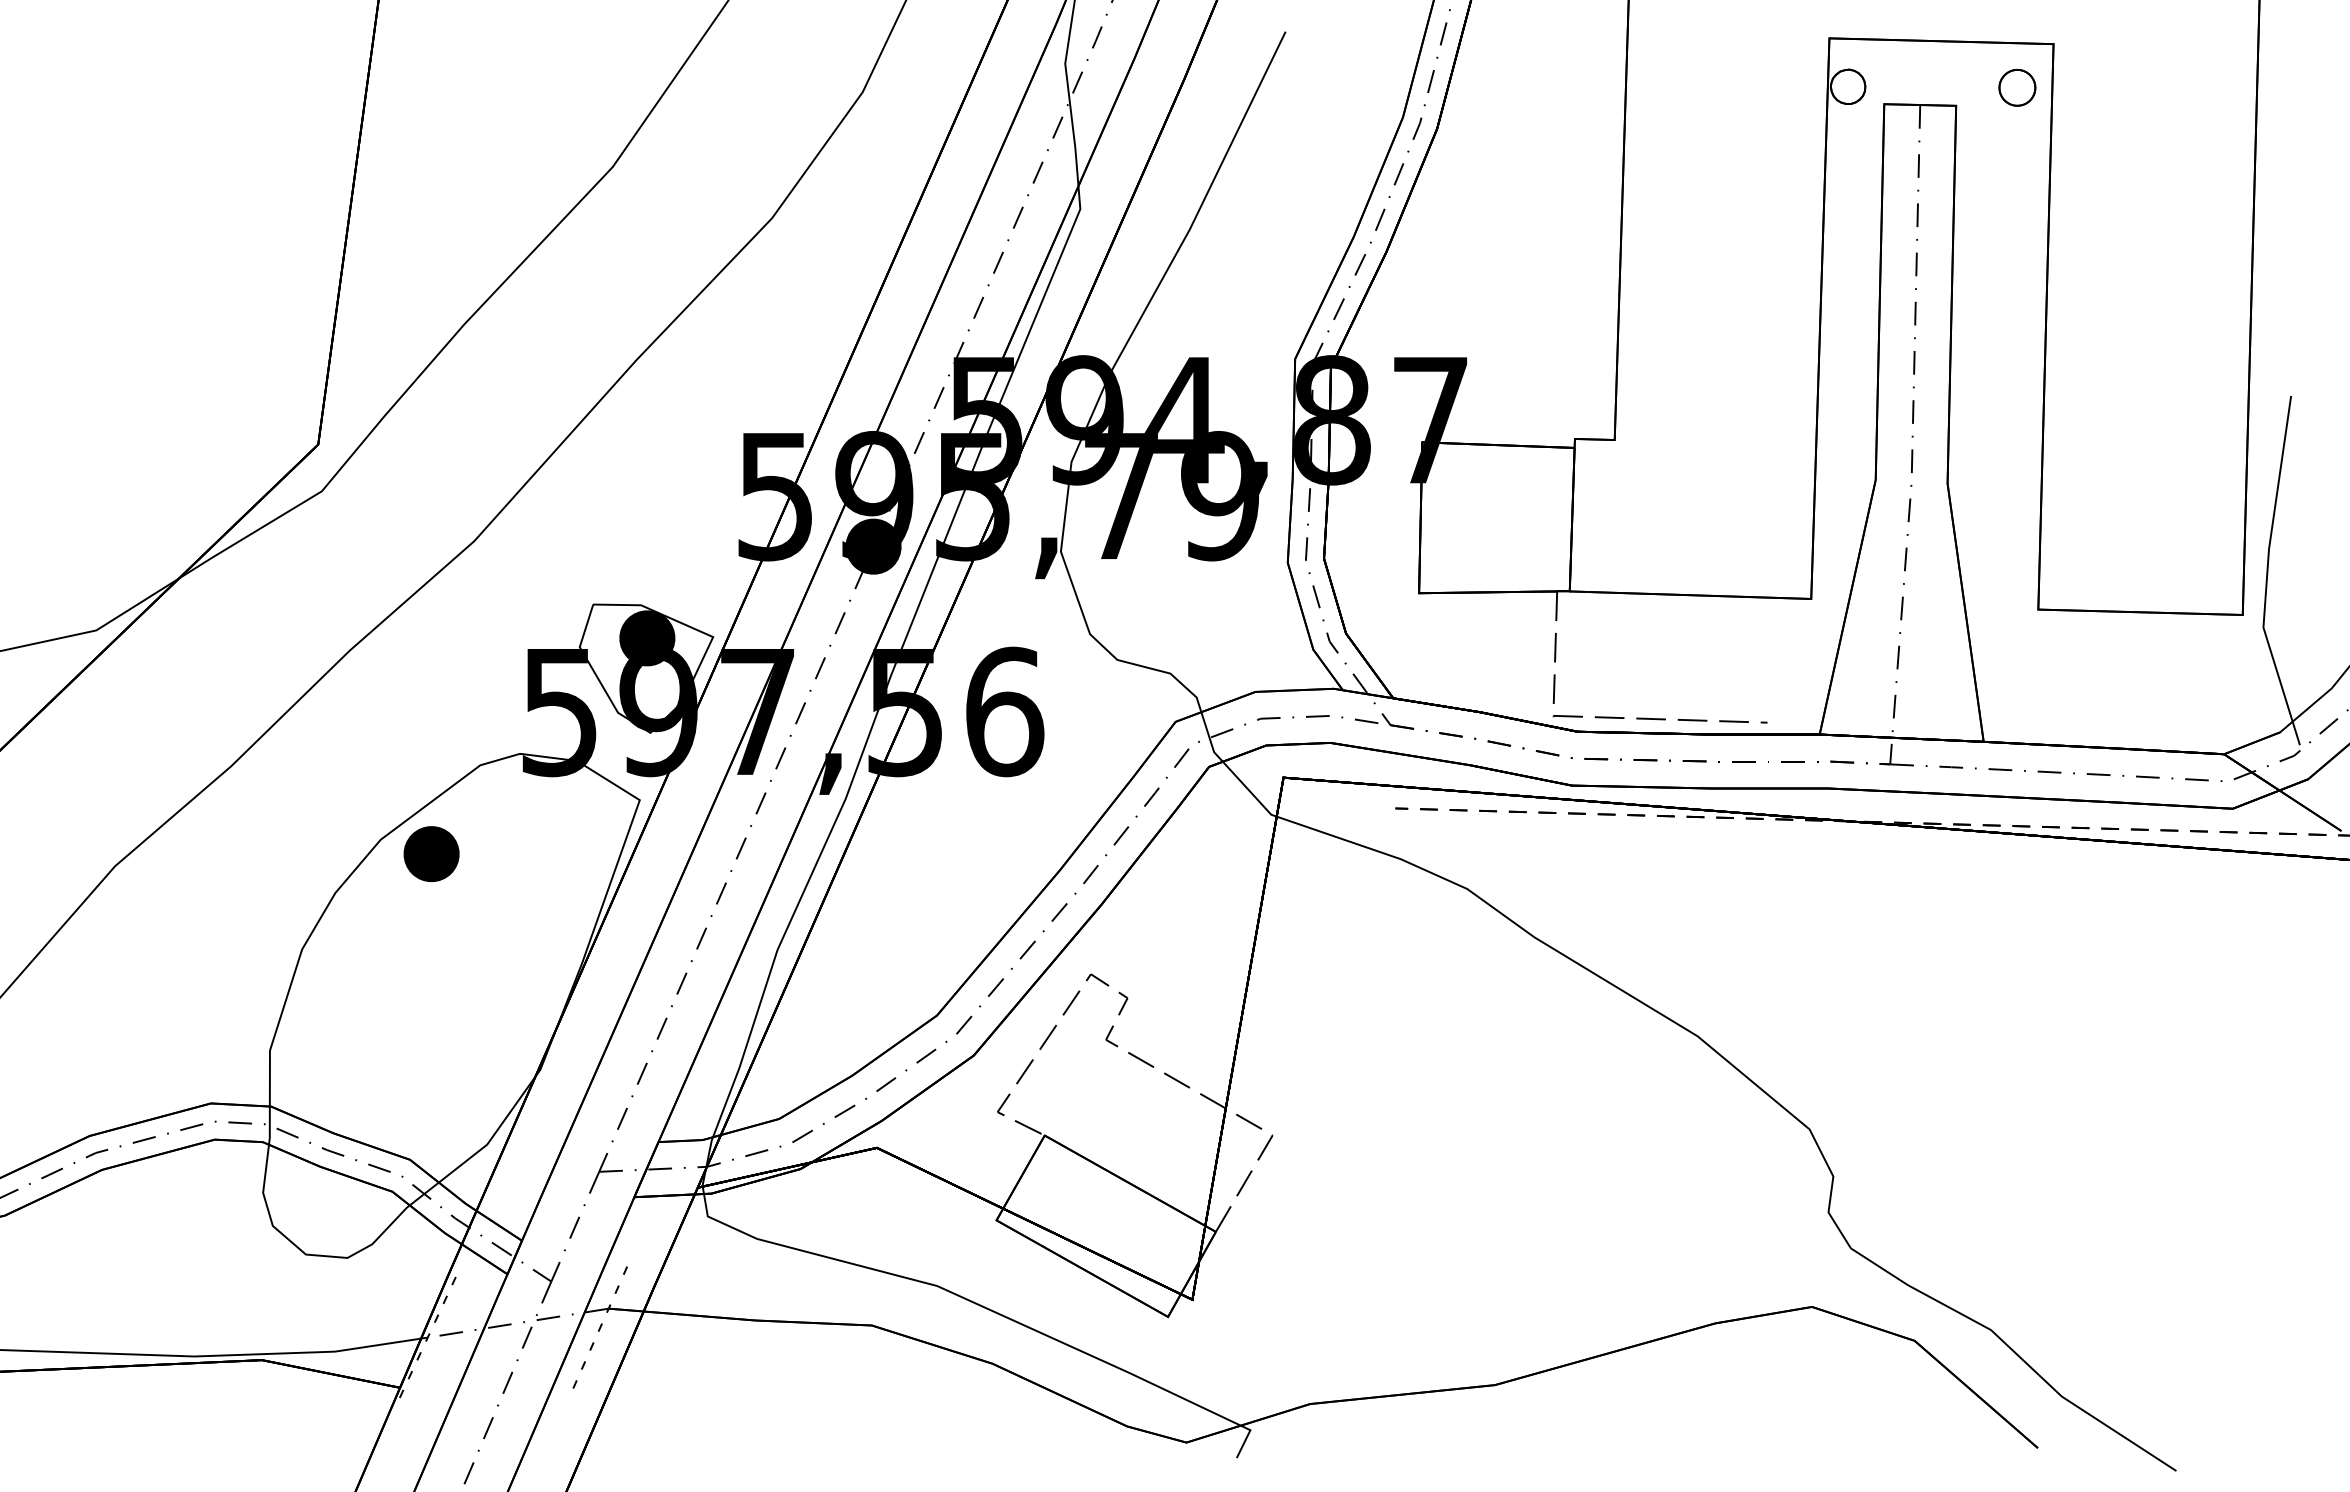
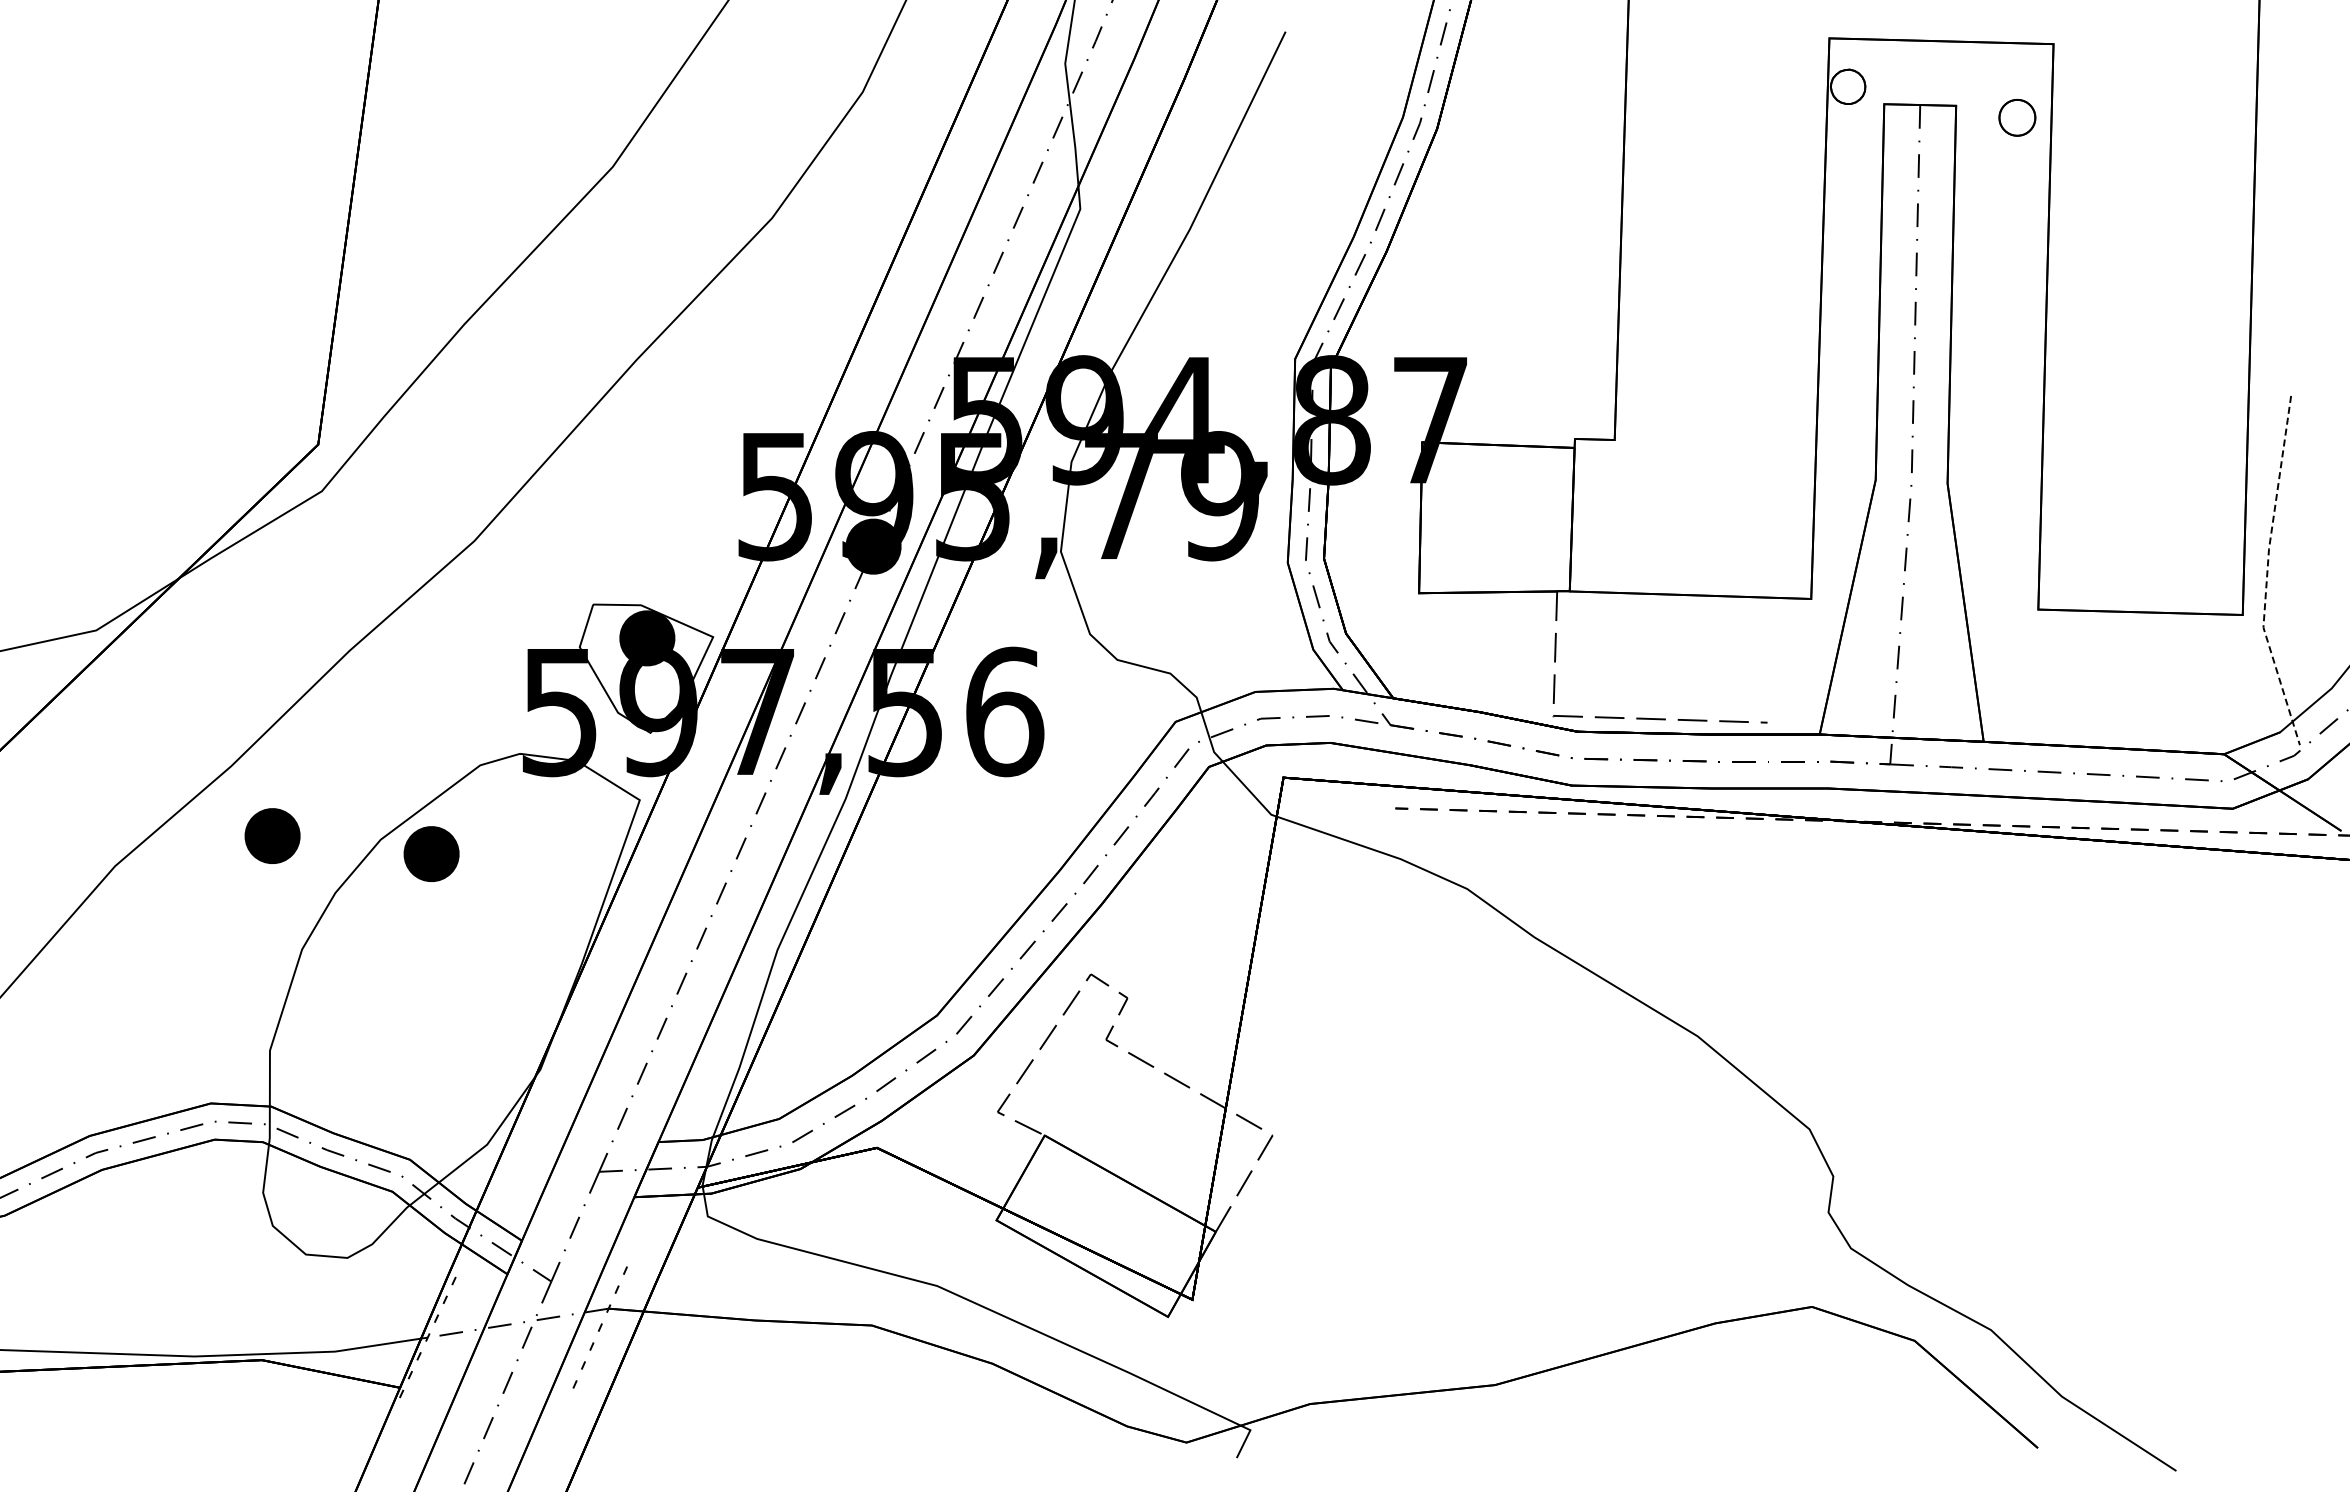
part position: (2017, 87) -> (2017, 117) (2017, 117)
line: solid -> dashed (2267, 573)
part: none -> present (272, 835)
